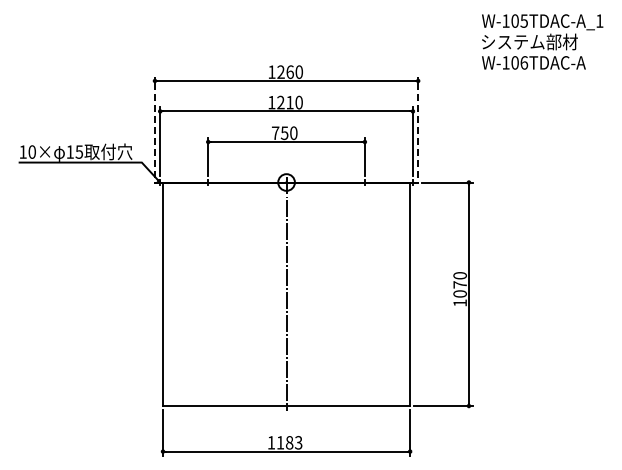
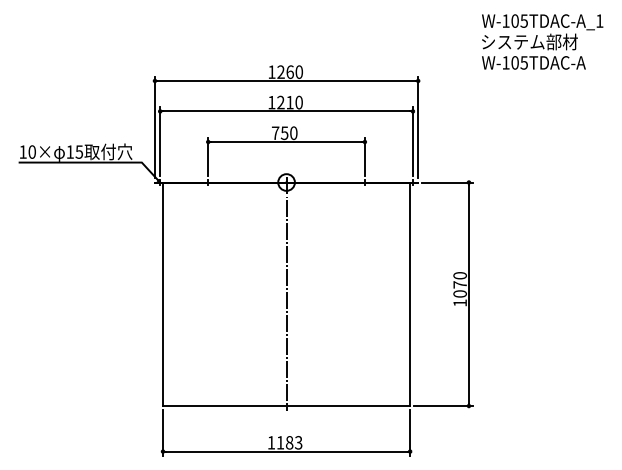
text: W-106TDAC-A -> W-105TDAC-A (524, 62)
line: dashed -> solid (154, 127)
line: dashed -> solid (418, 127)
